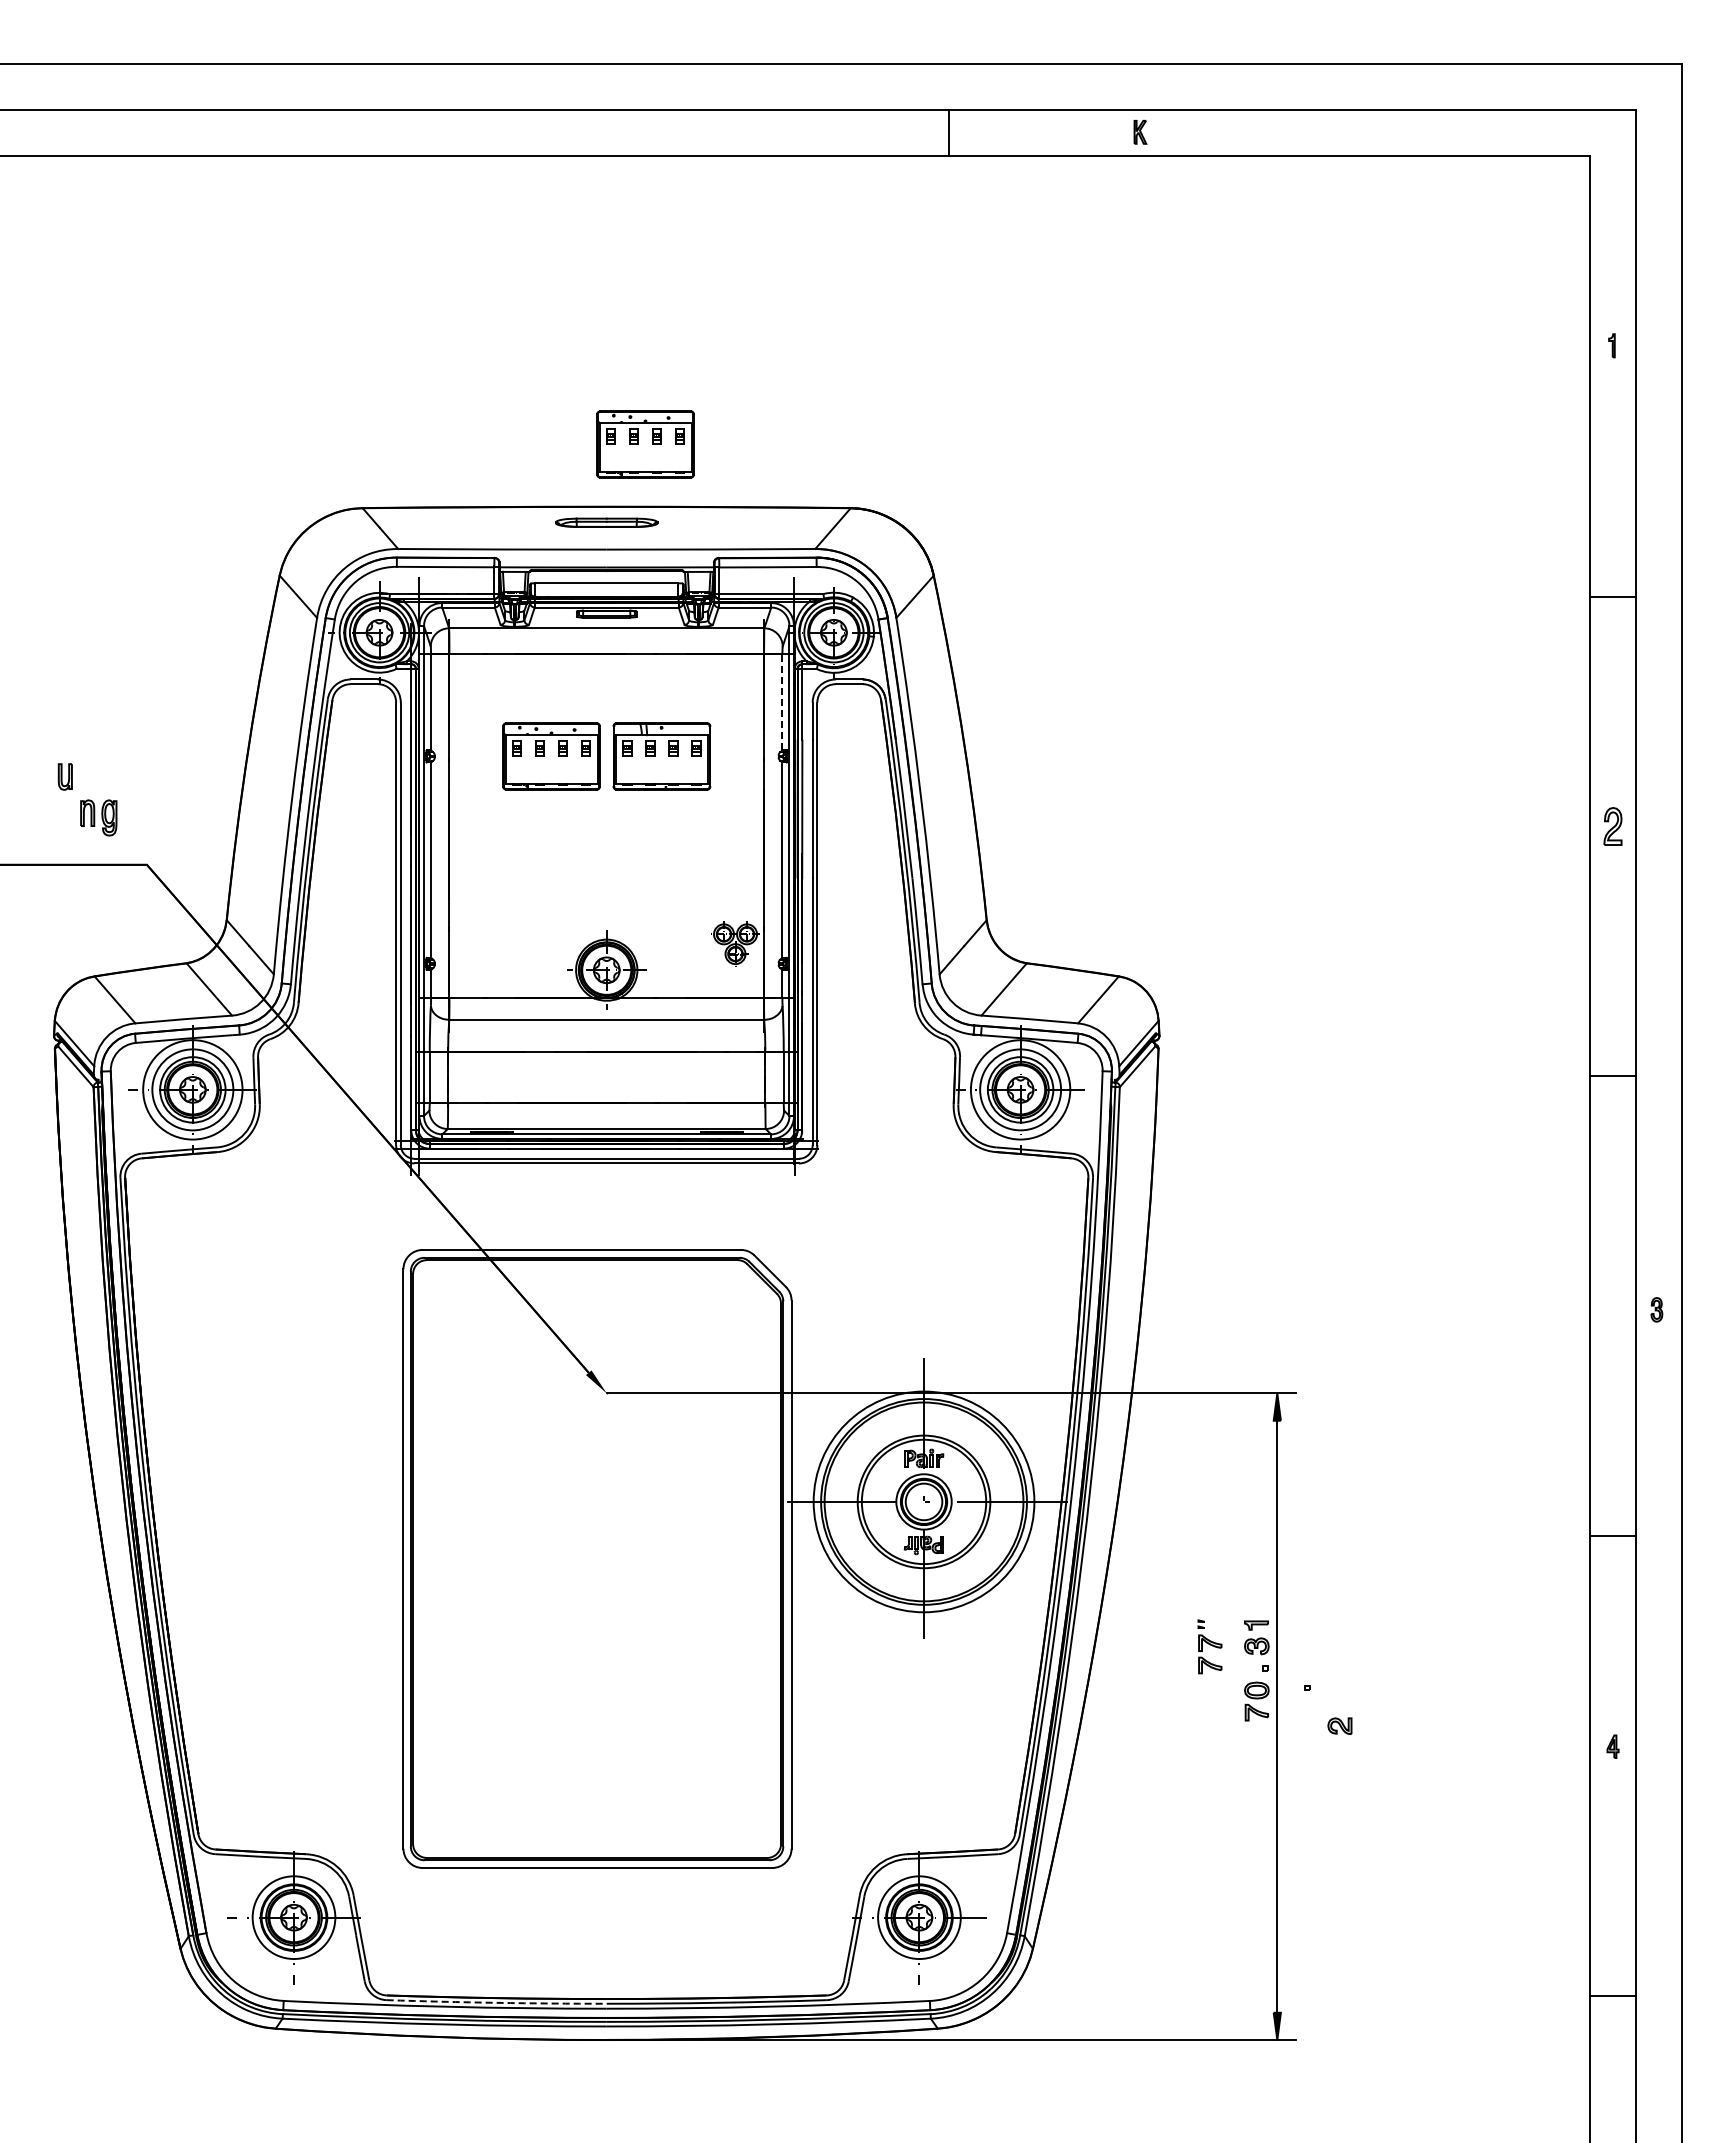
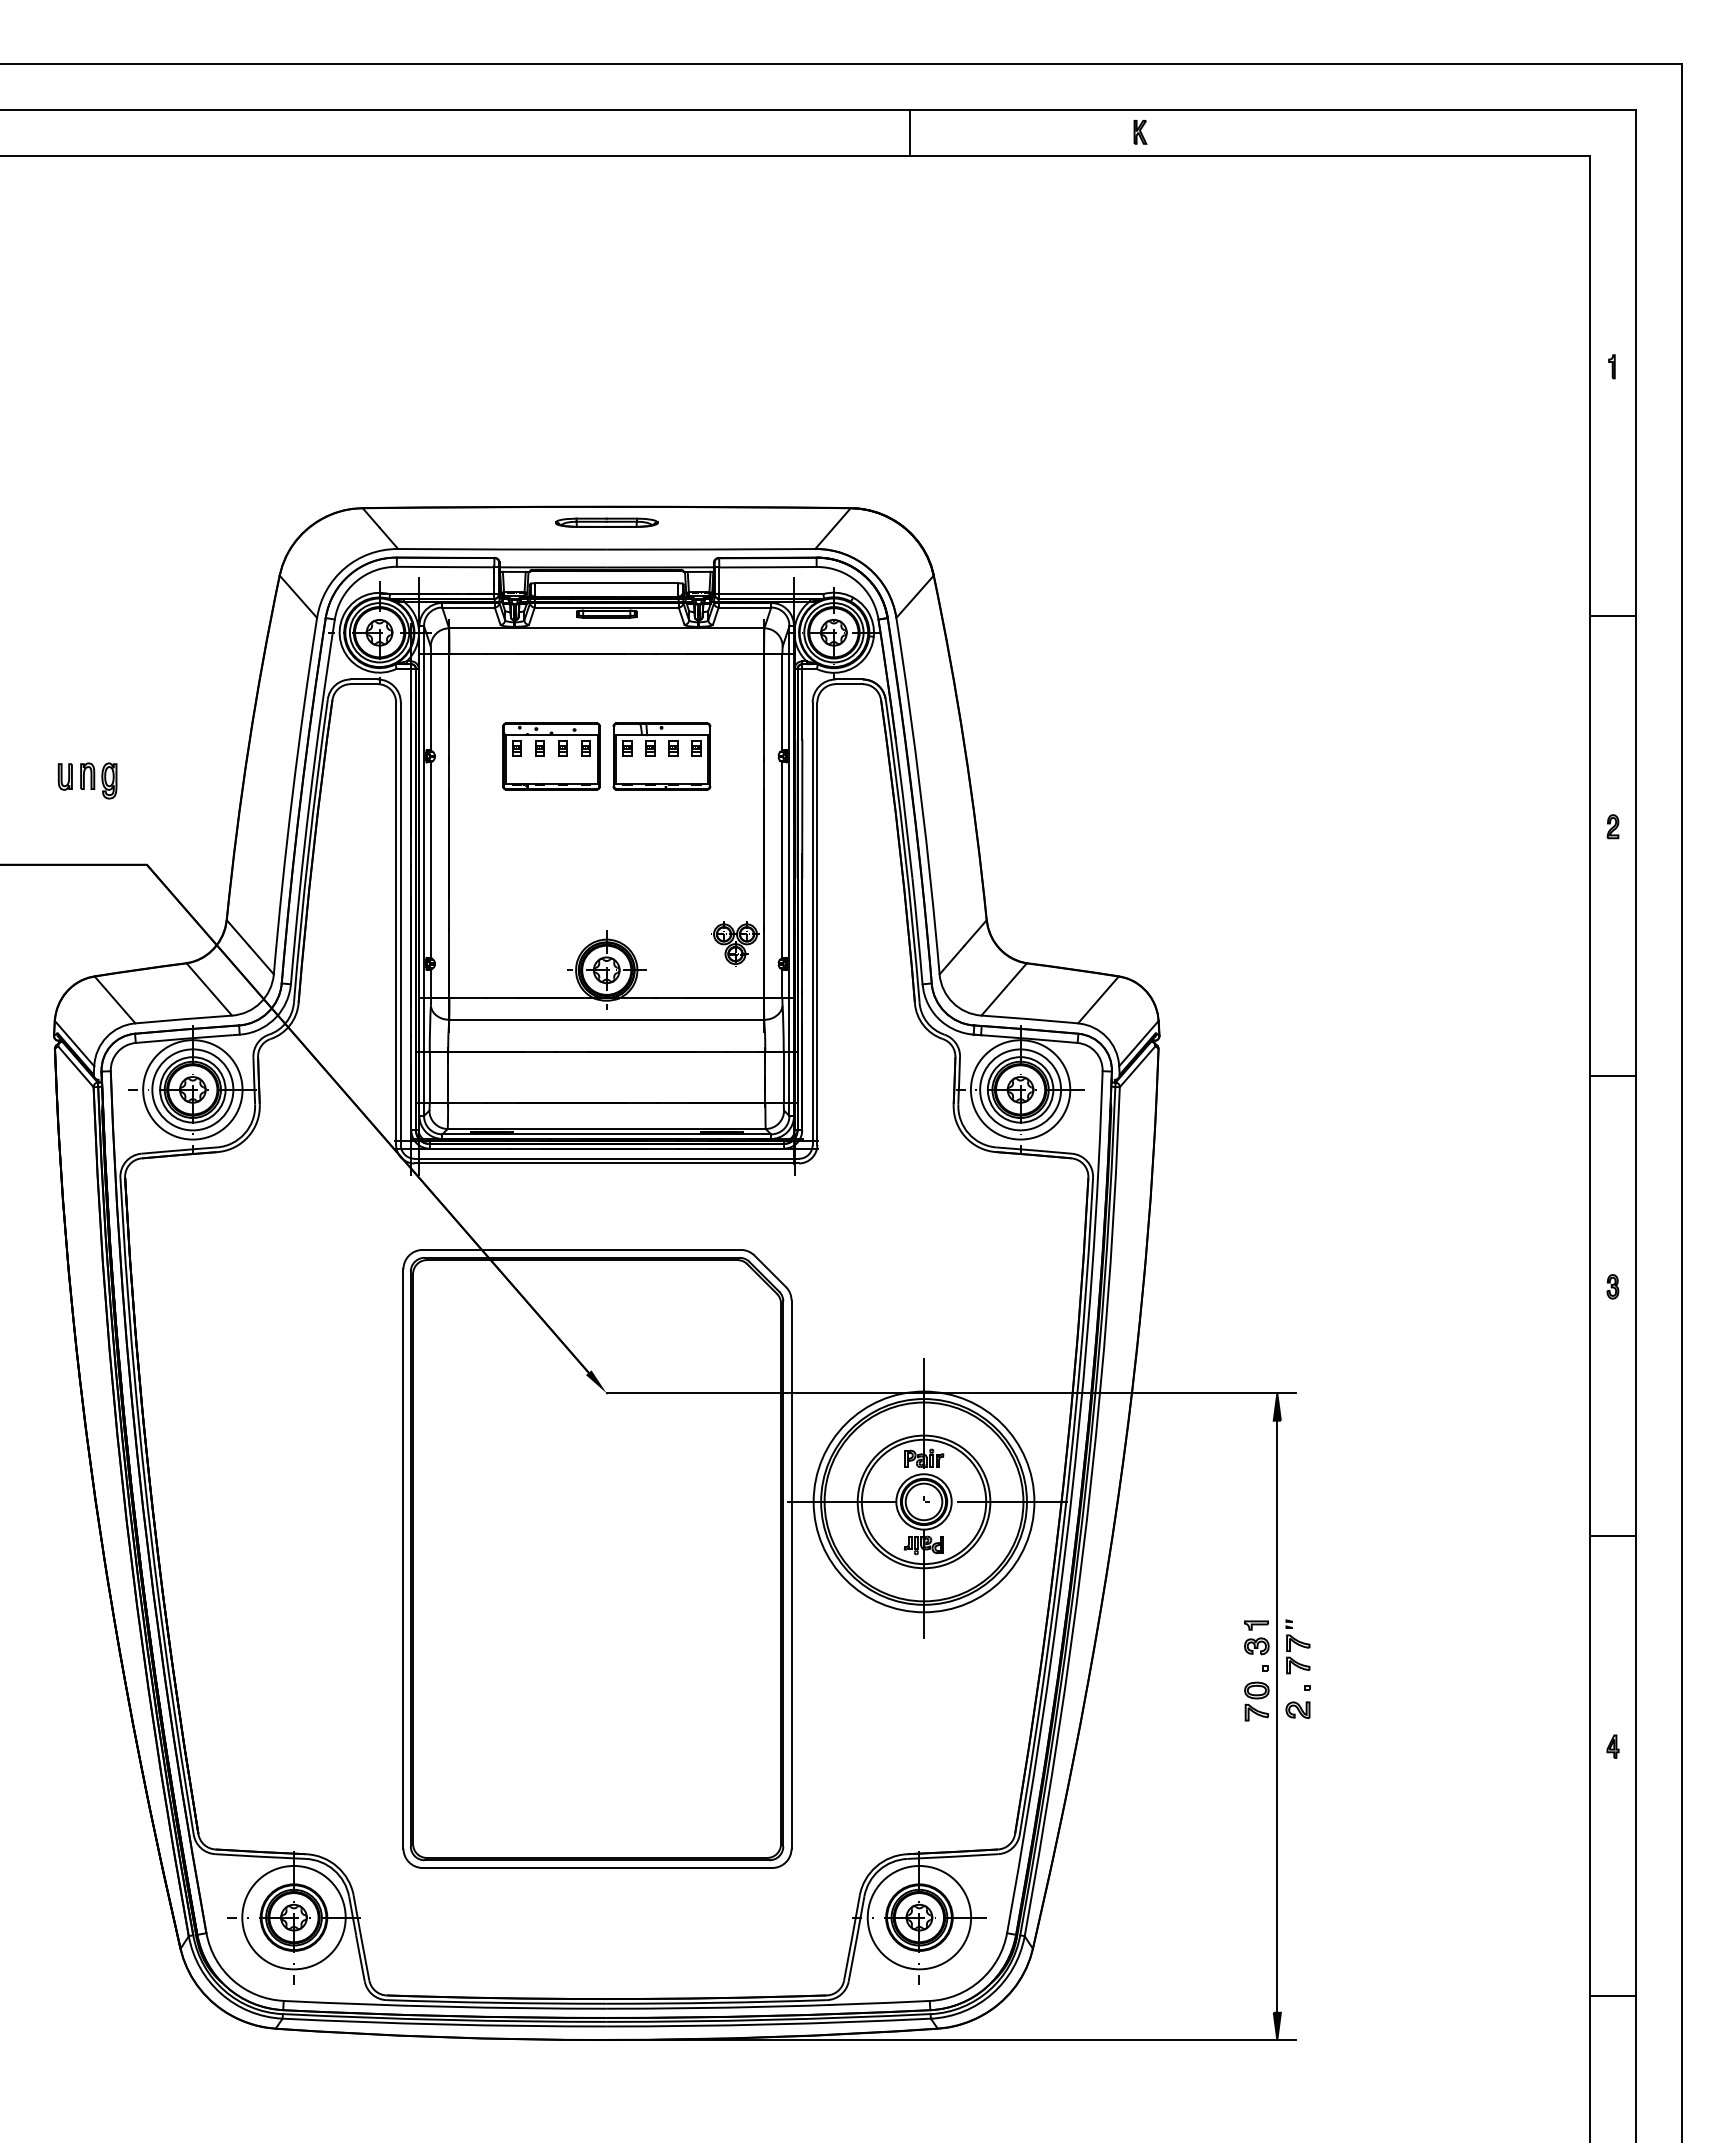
line position: (948, 133) -> (909, 133) (909, 133)
part position: (1611, 345) -> (1611, 366) (1611, 366)
part: present -> none (645, 444)
line position: (1613, 597) -> (1613, 616) (1613, 616)
line: dashed -> solid (782, 701)
part position: (98, 817) -> (98, 780) (98, 780)
part size: 20x39 px -> 14x26 px (1612, 826)
part position: (1656, 1309) -> (1612, 1286) (1612, 1286)
part position: (1209, 1646) -> (1297, 1646) (1297, 1646)
part position: (1339, 1725) -> (1297, 1709) (1297, 1709)
circle diameter: 83 px -> 103 px (293, 1917)
circle diameter: 83 px -> 103 px (919, 1917)
arc: dashed -> solid (496, 2002)
